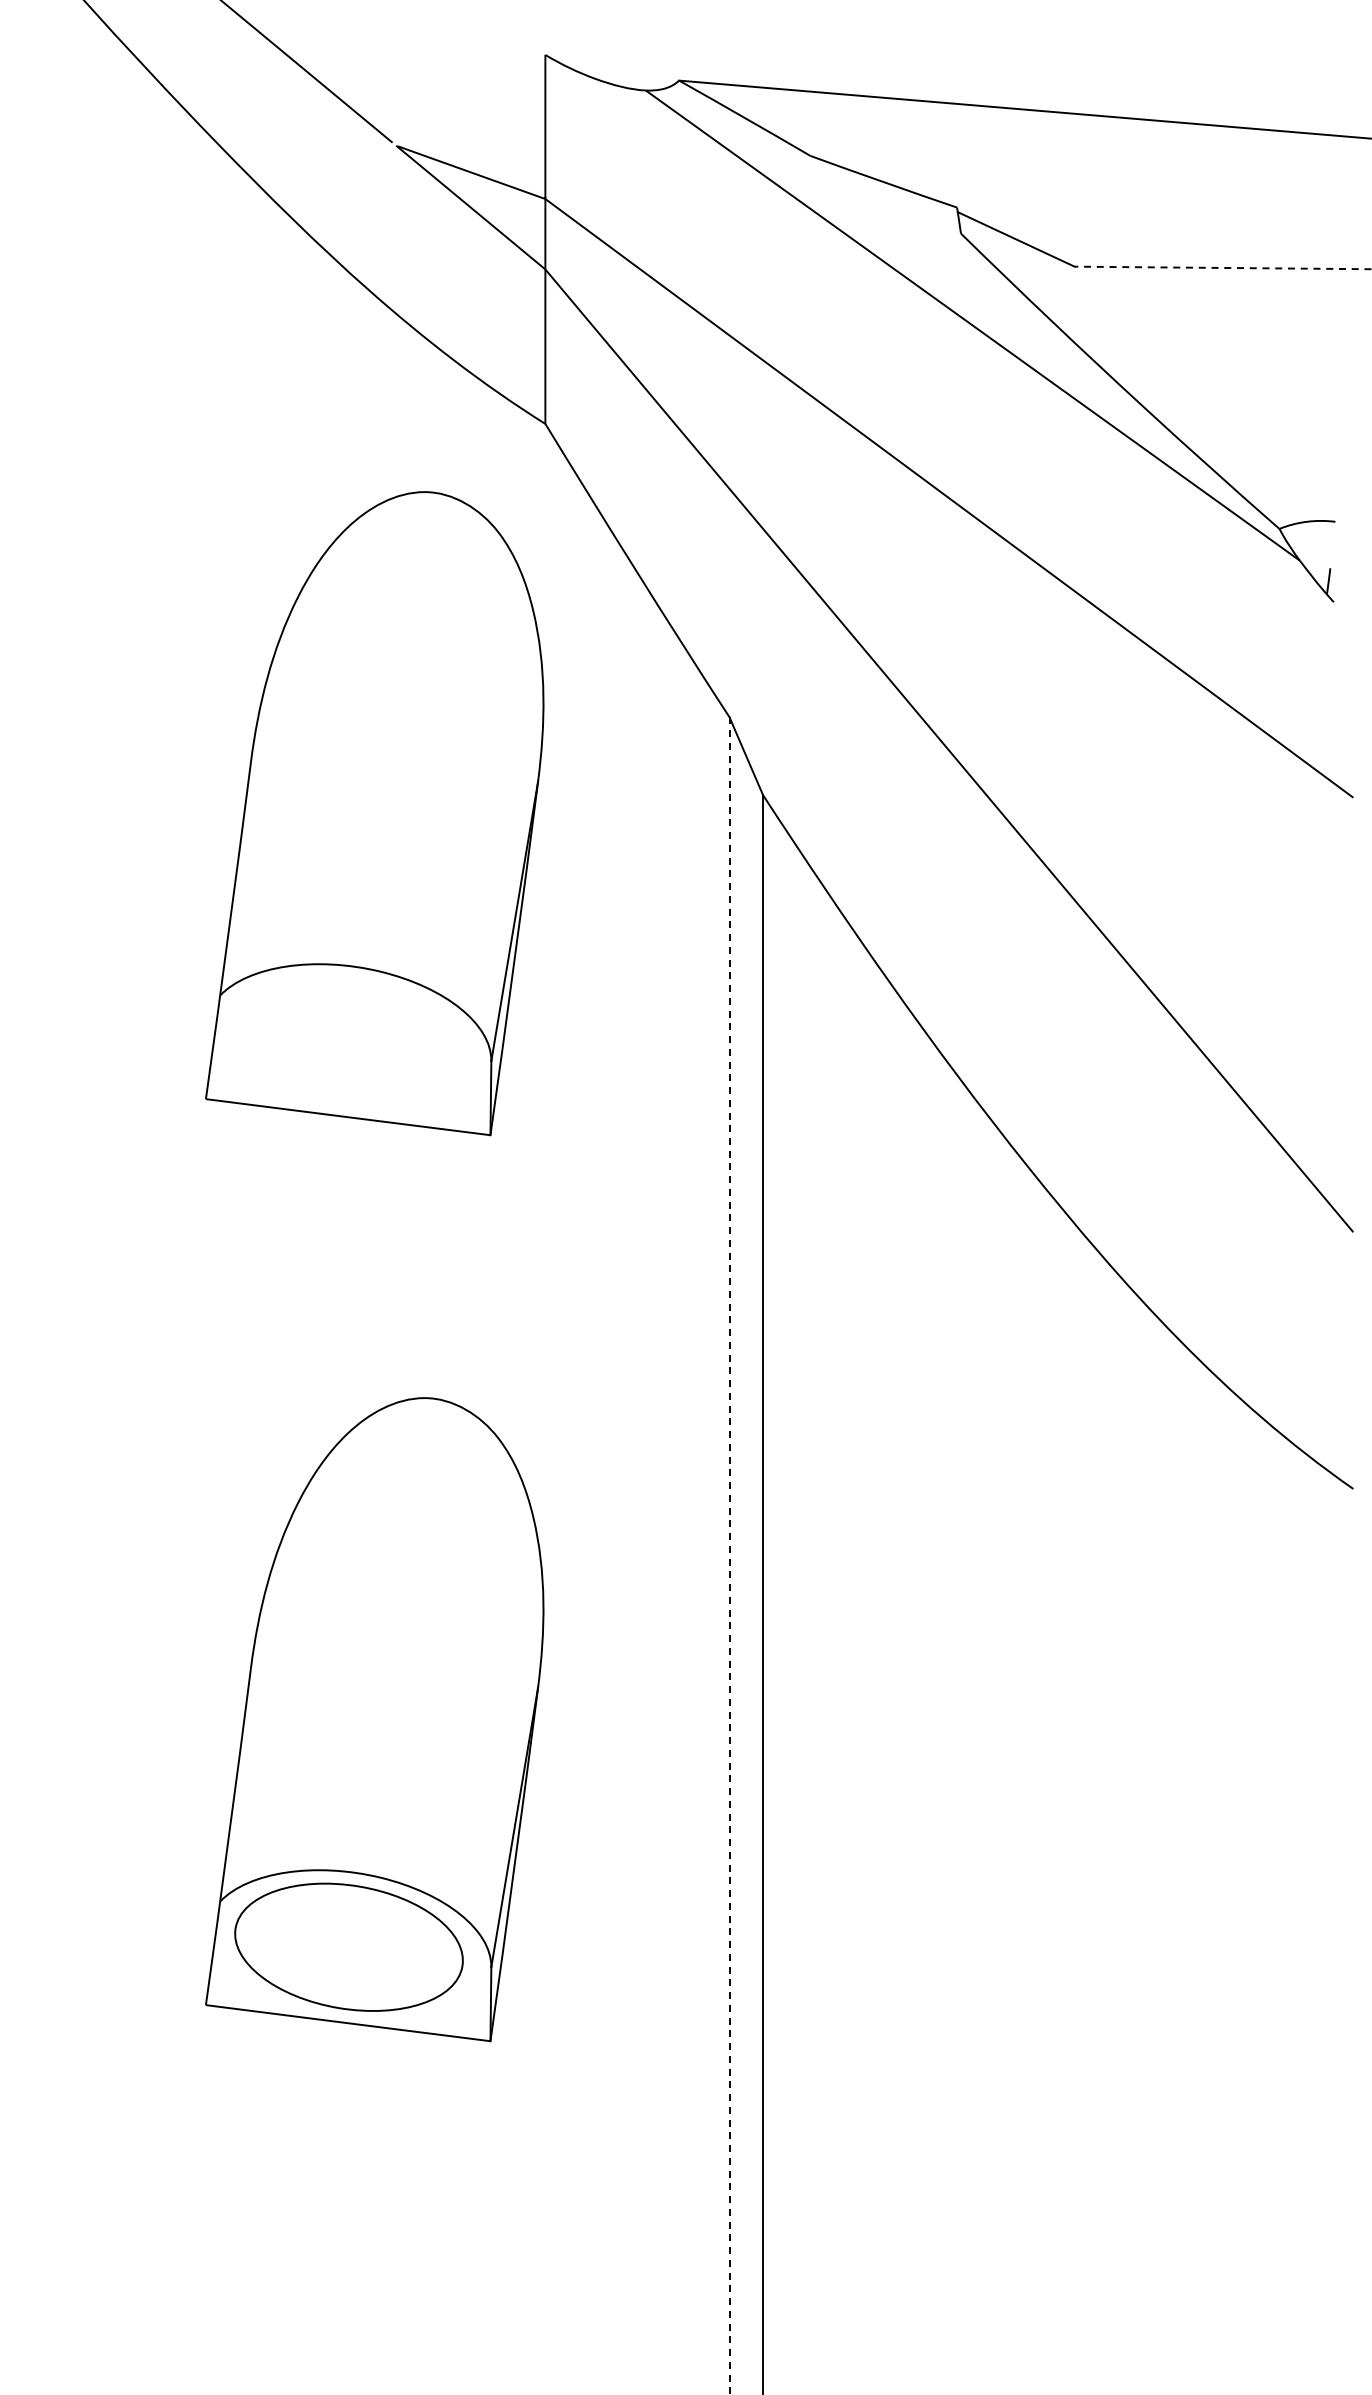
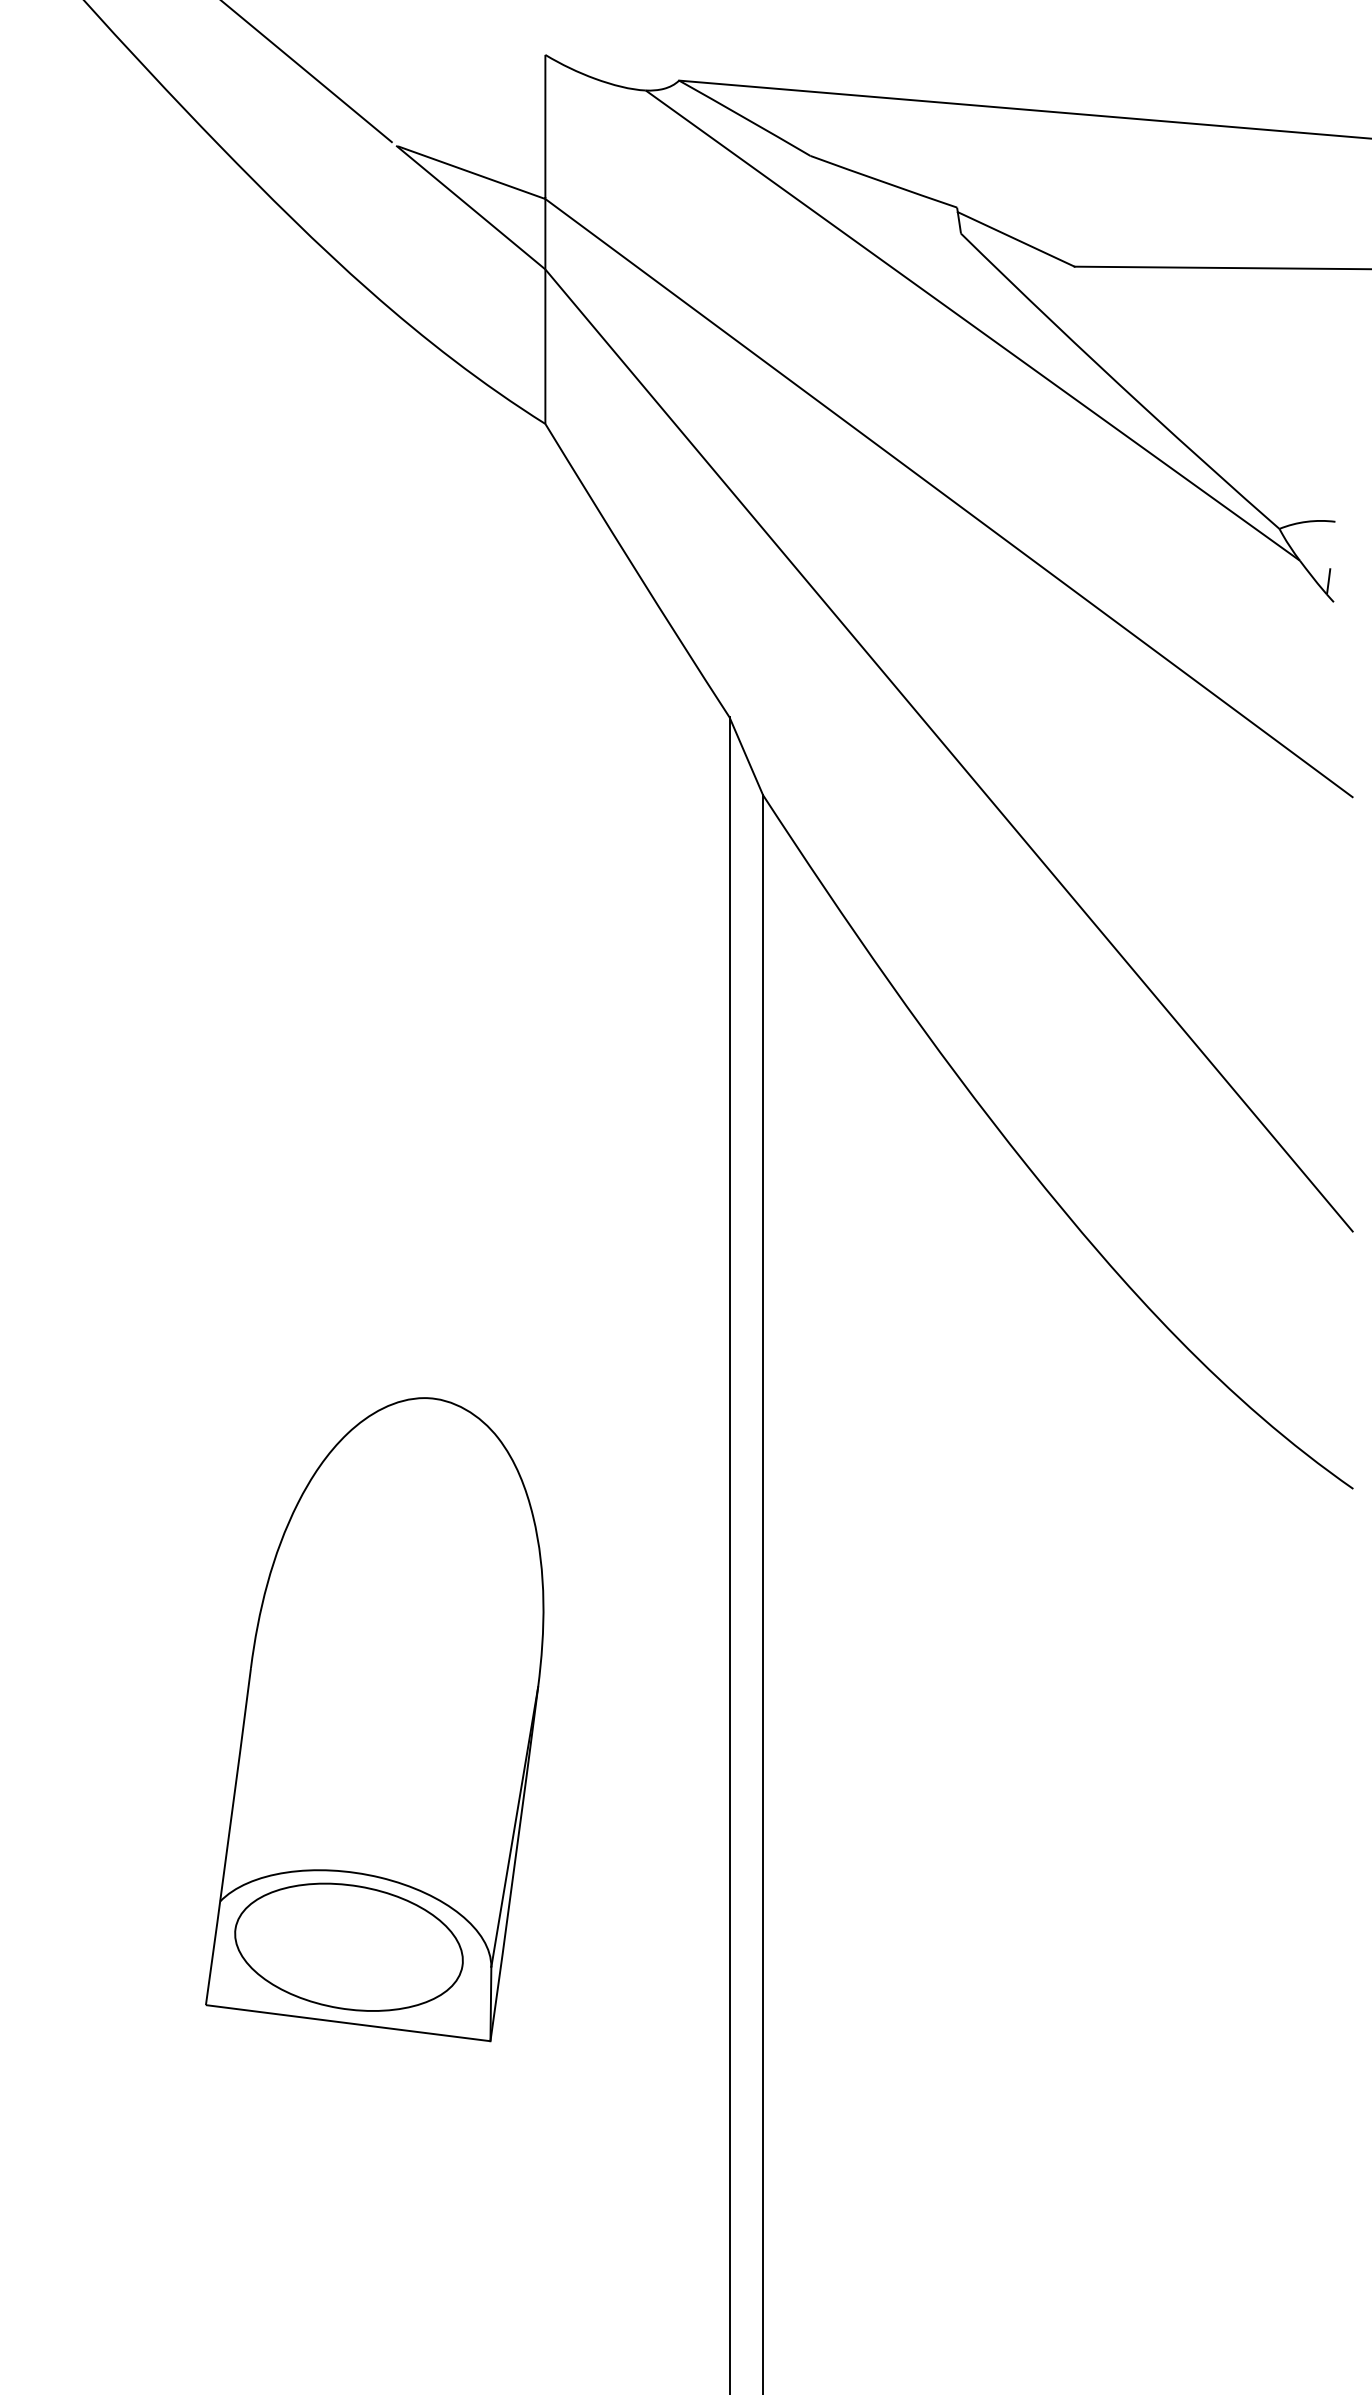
line: dashed -> solid (1222, 267)
part: present -> none (374, 813)
line: dashed -> solid (729, 1556)
